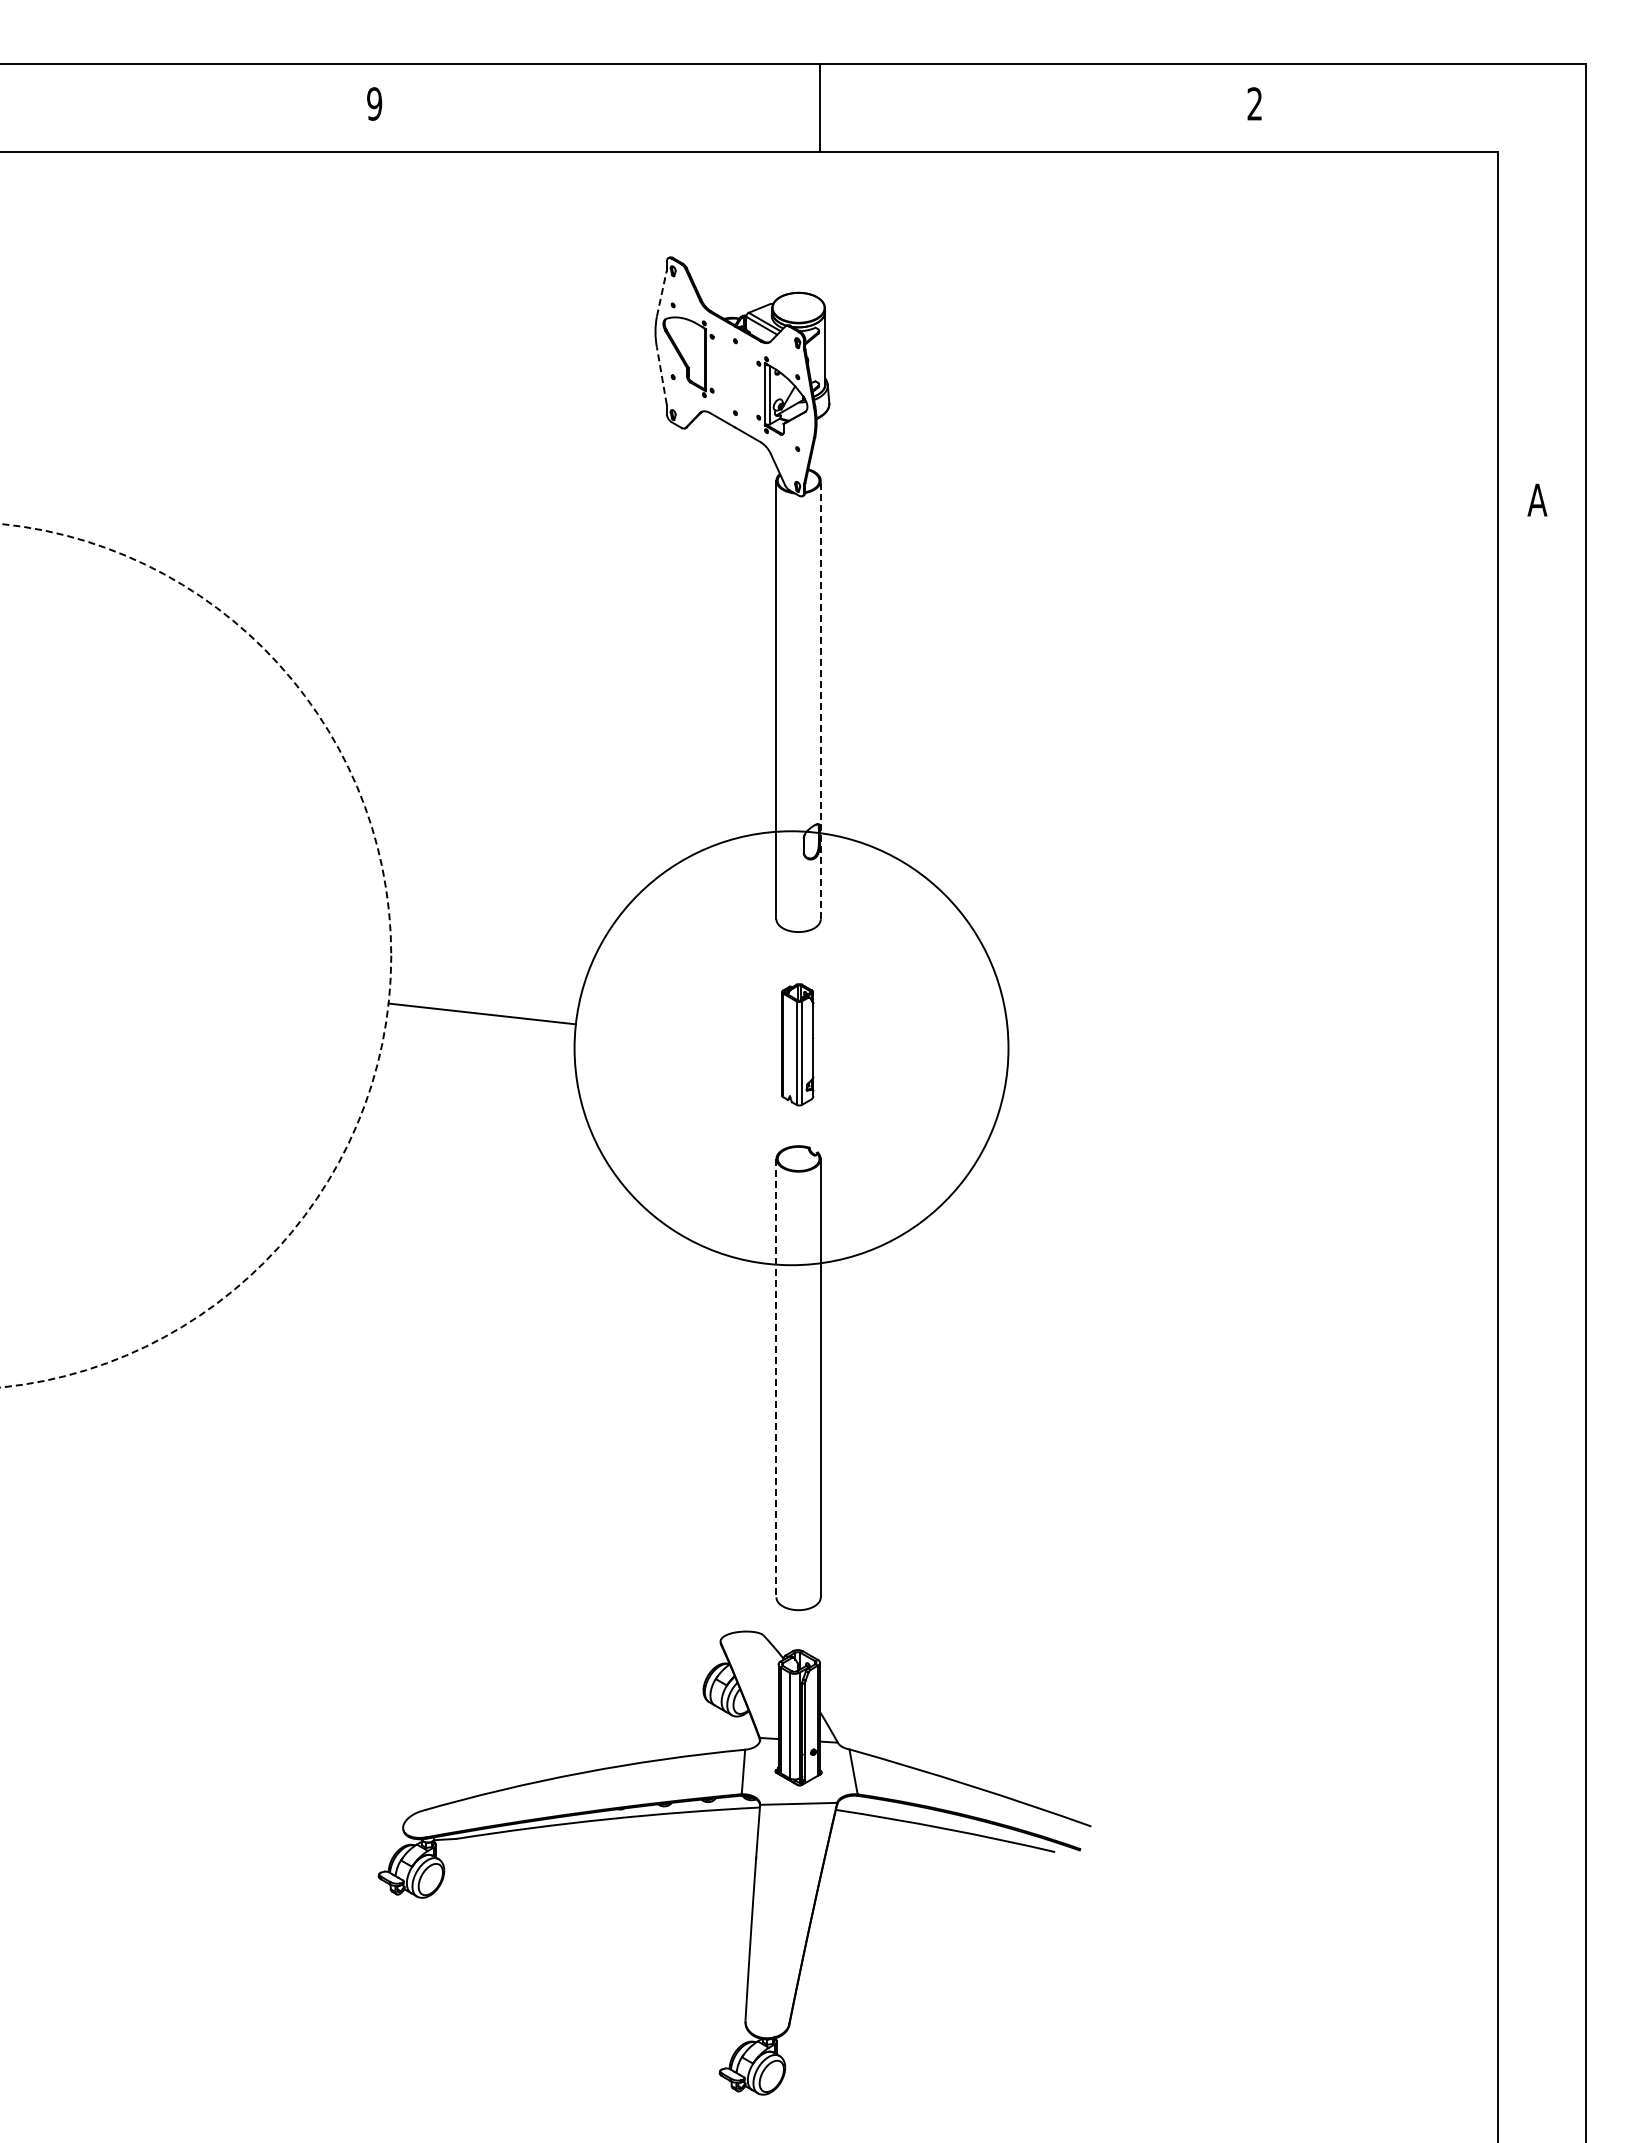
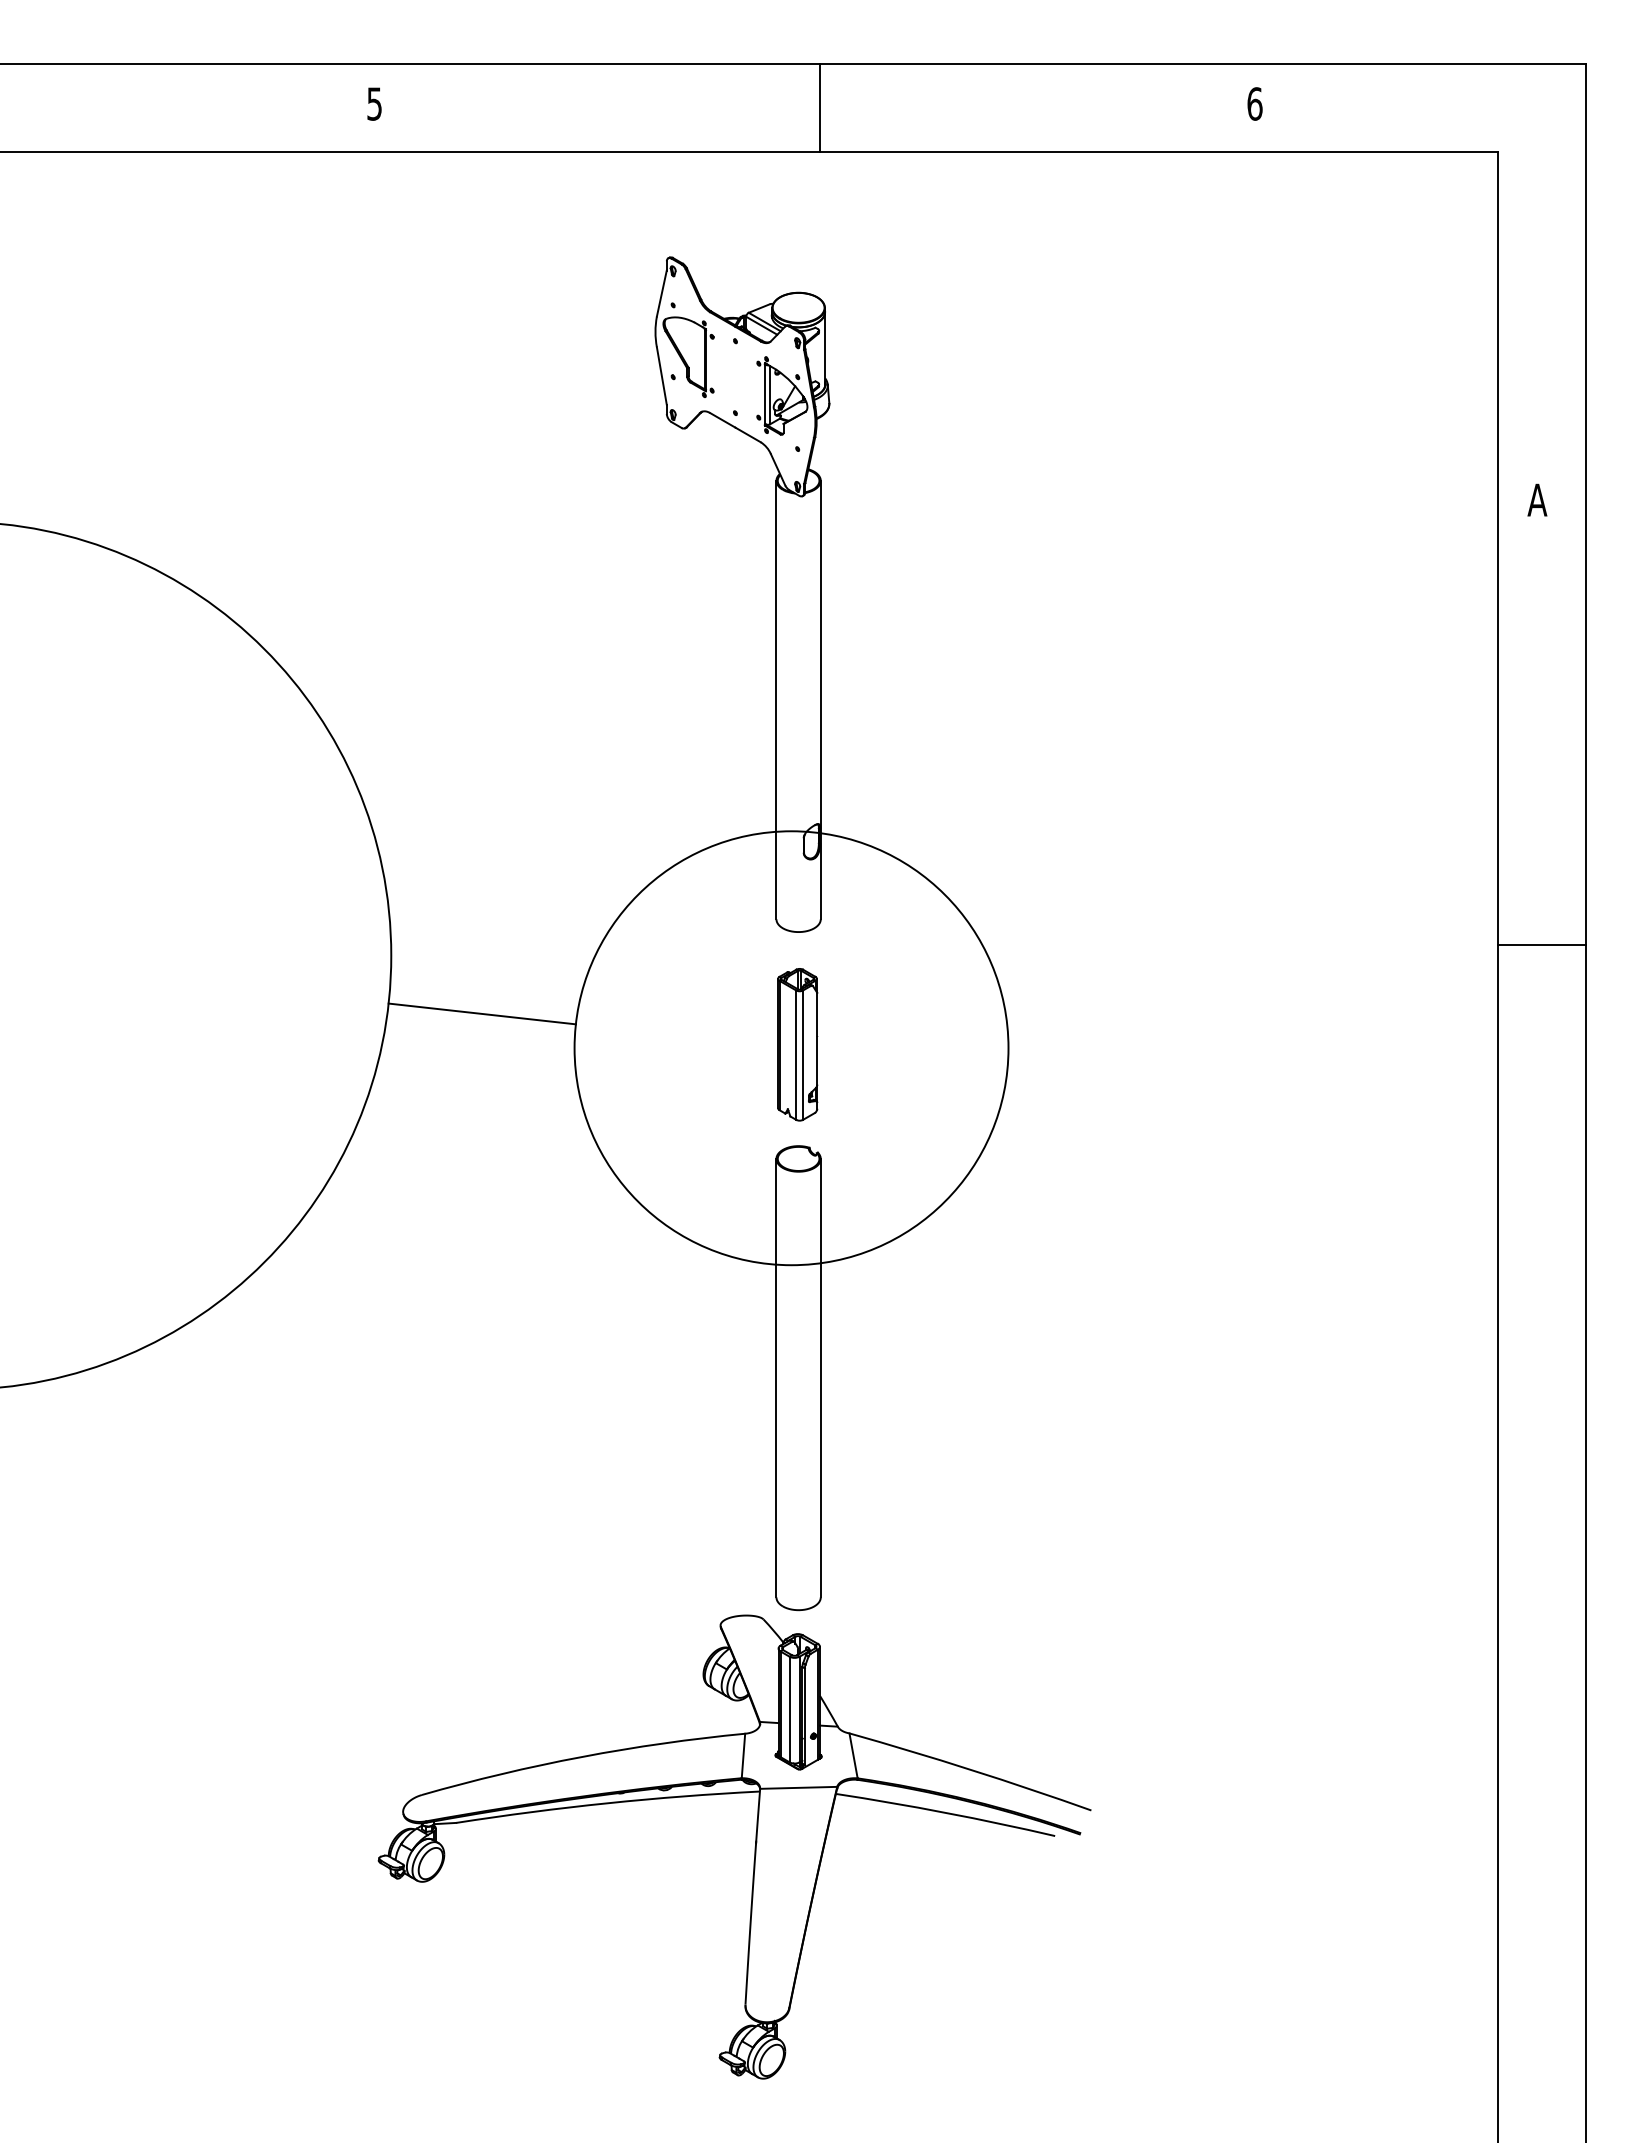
text: 9 -> 5 (374, 103)
text: 2 -> 6 (1254, 103)
line: dashed -> solid (661, 293)
line: dashed -> solid (661, 375)
line: dashed -> solid (820, 699)
line: none -> present (1541, 944)
circle: dashed -> solid (195, 955)
part size: 34x124 px -> 42x154 px (797, 1044)
line: dashed -> solid (776, 1378)
part position: (754, 1863) -> (754, 1847) (754, 1847)
